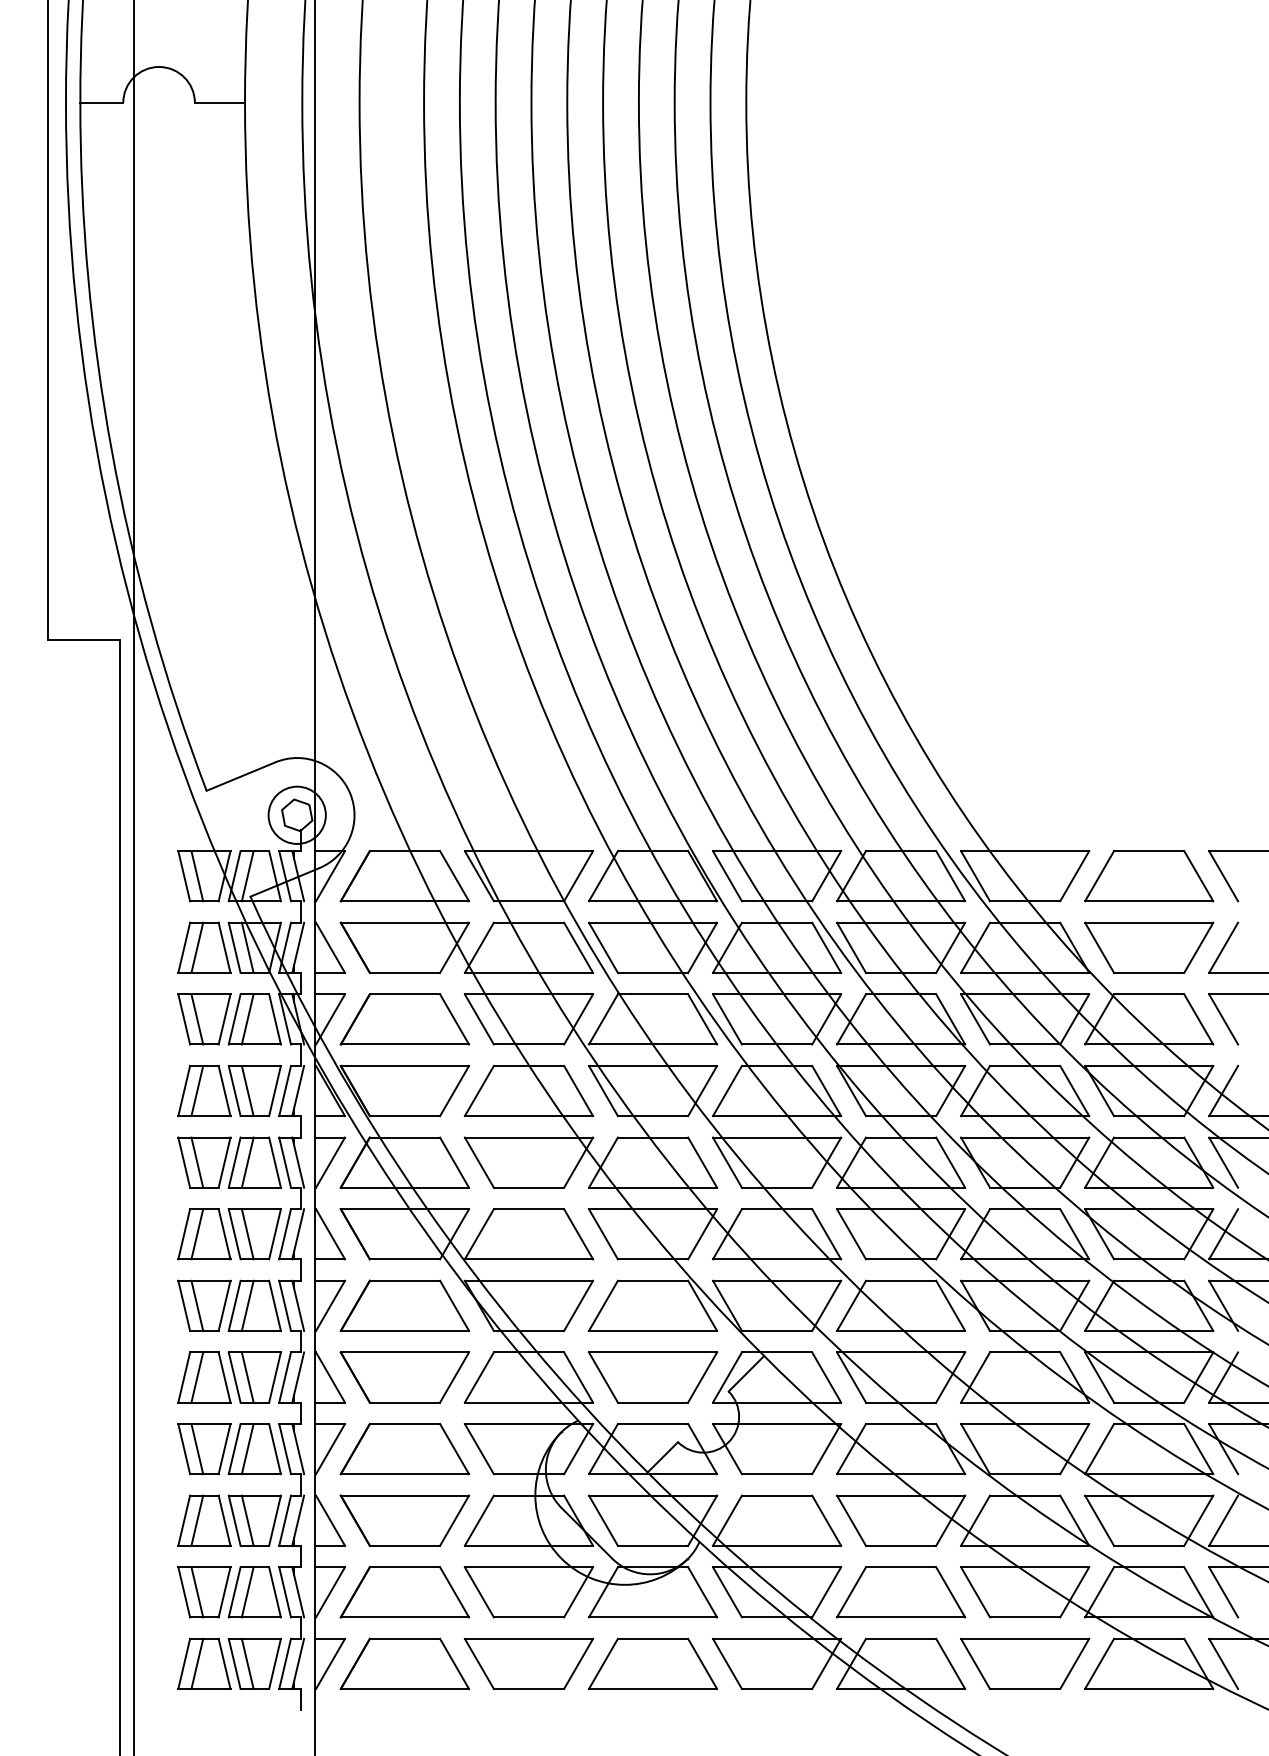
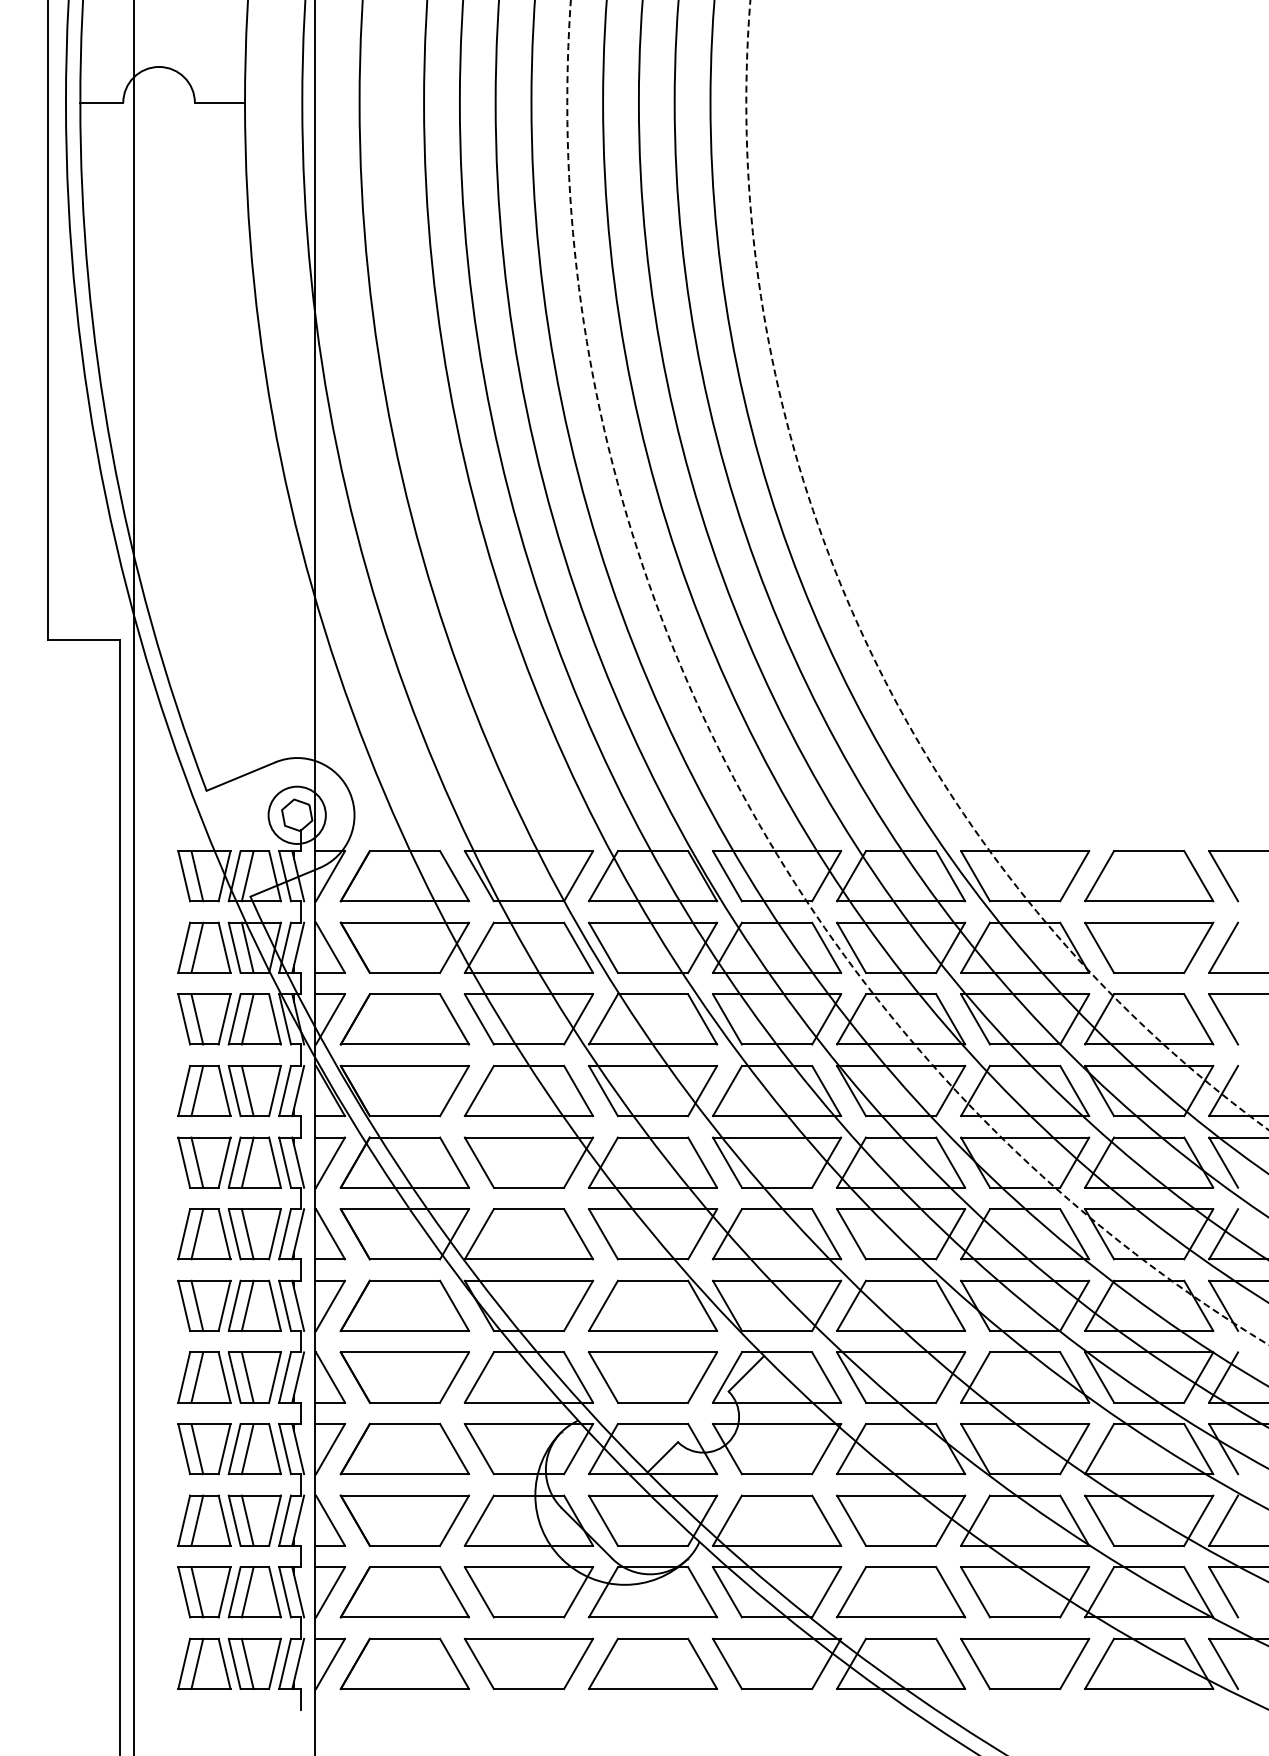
circle: solid -> dashed (1007, 565)
circle: solid -> dashed (917, 672)
